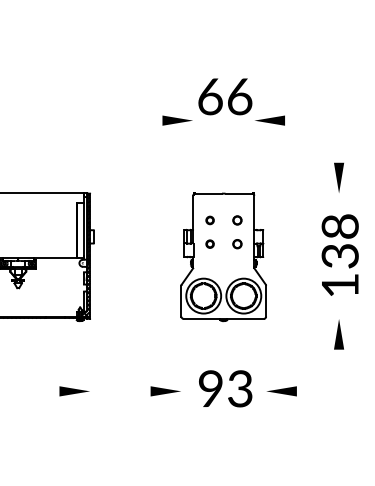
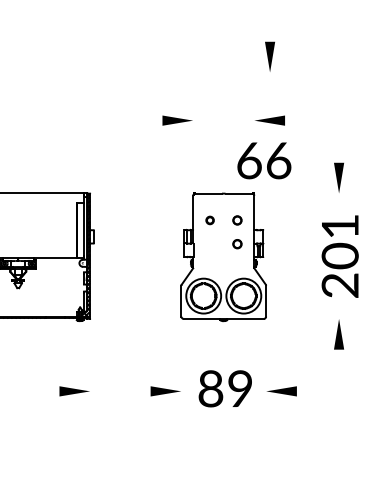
part: none -> present (269, 56)
text position: (225, 96) -> (264, 160) (264, 160)
part: present -> none (209, 243)
text: 138 -> 201 (339, 255)
text: 93 -> 89 (225, 388)
